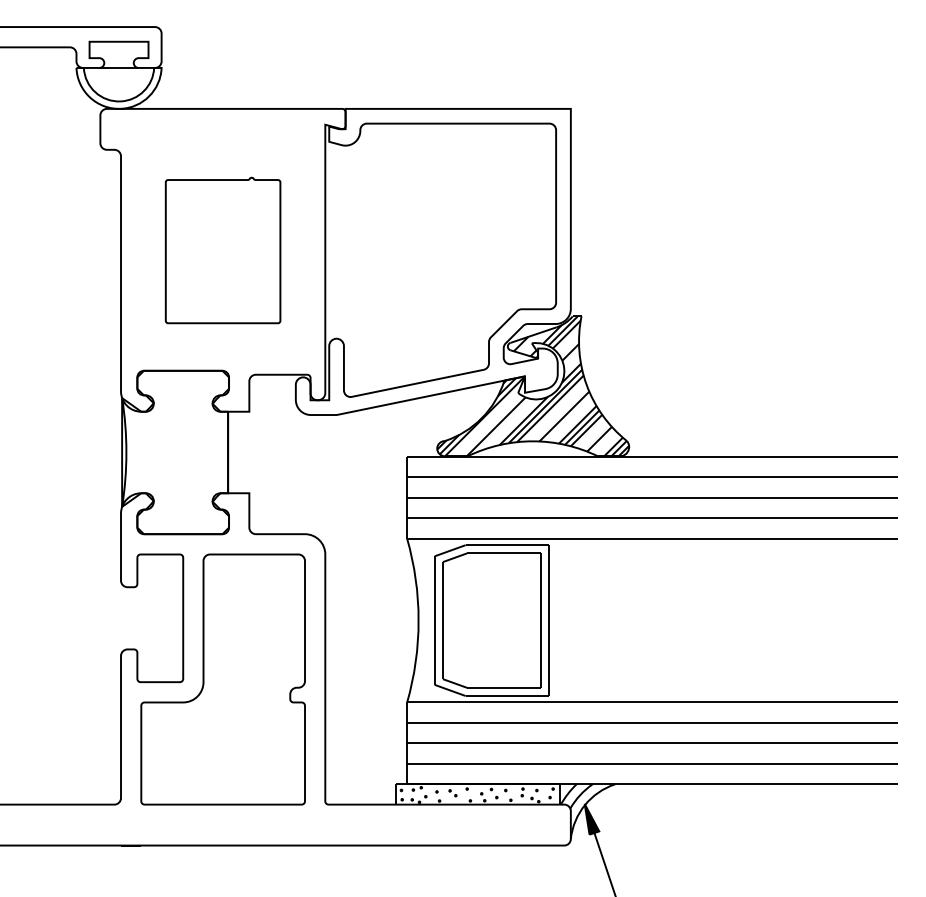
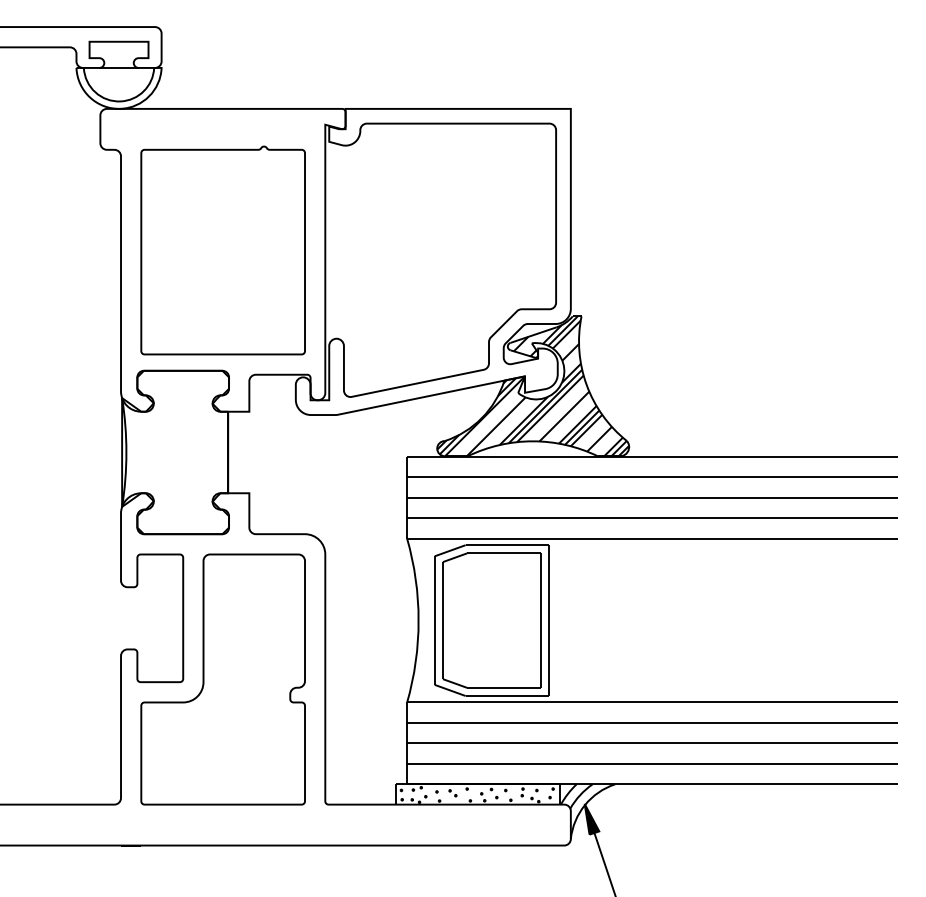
part size: 118x149 px -> 166x211 px (222, 250)
